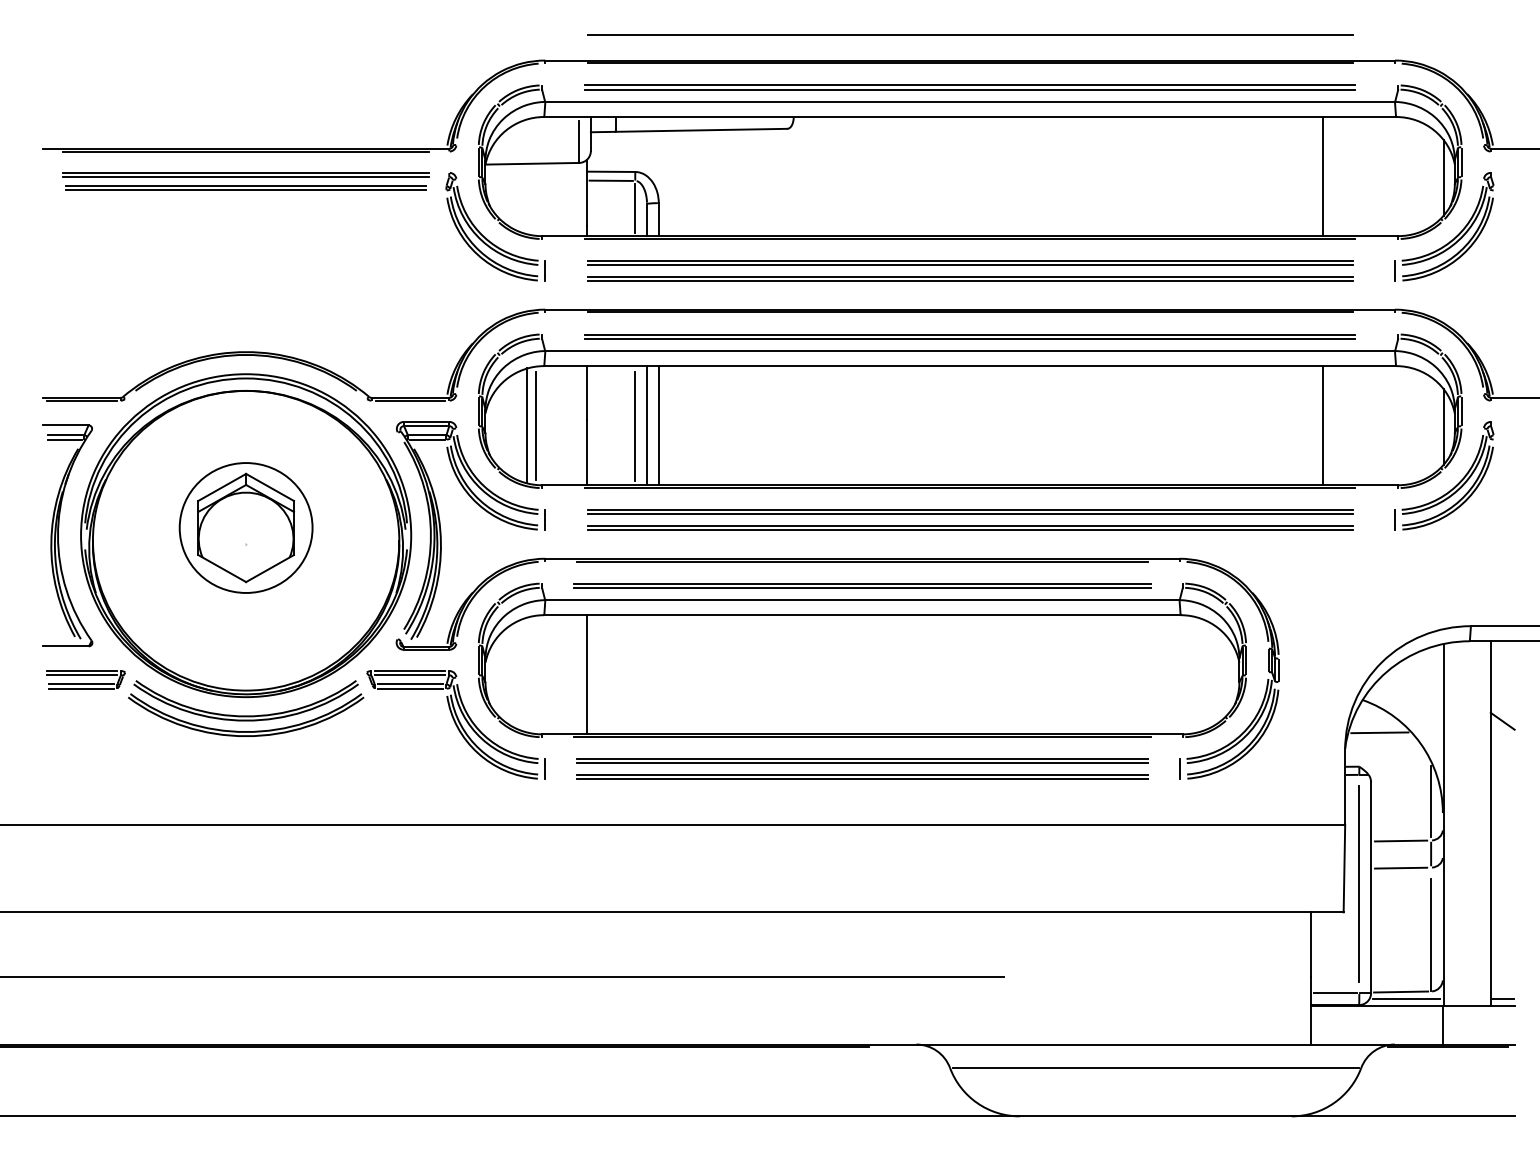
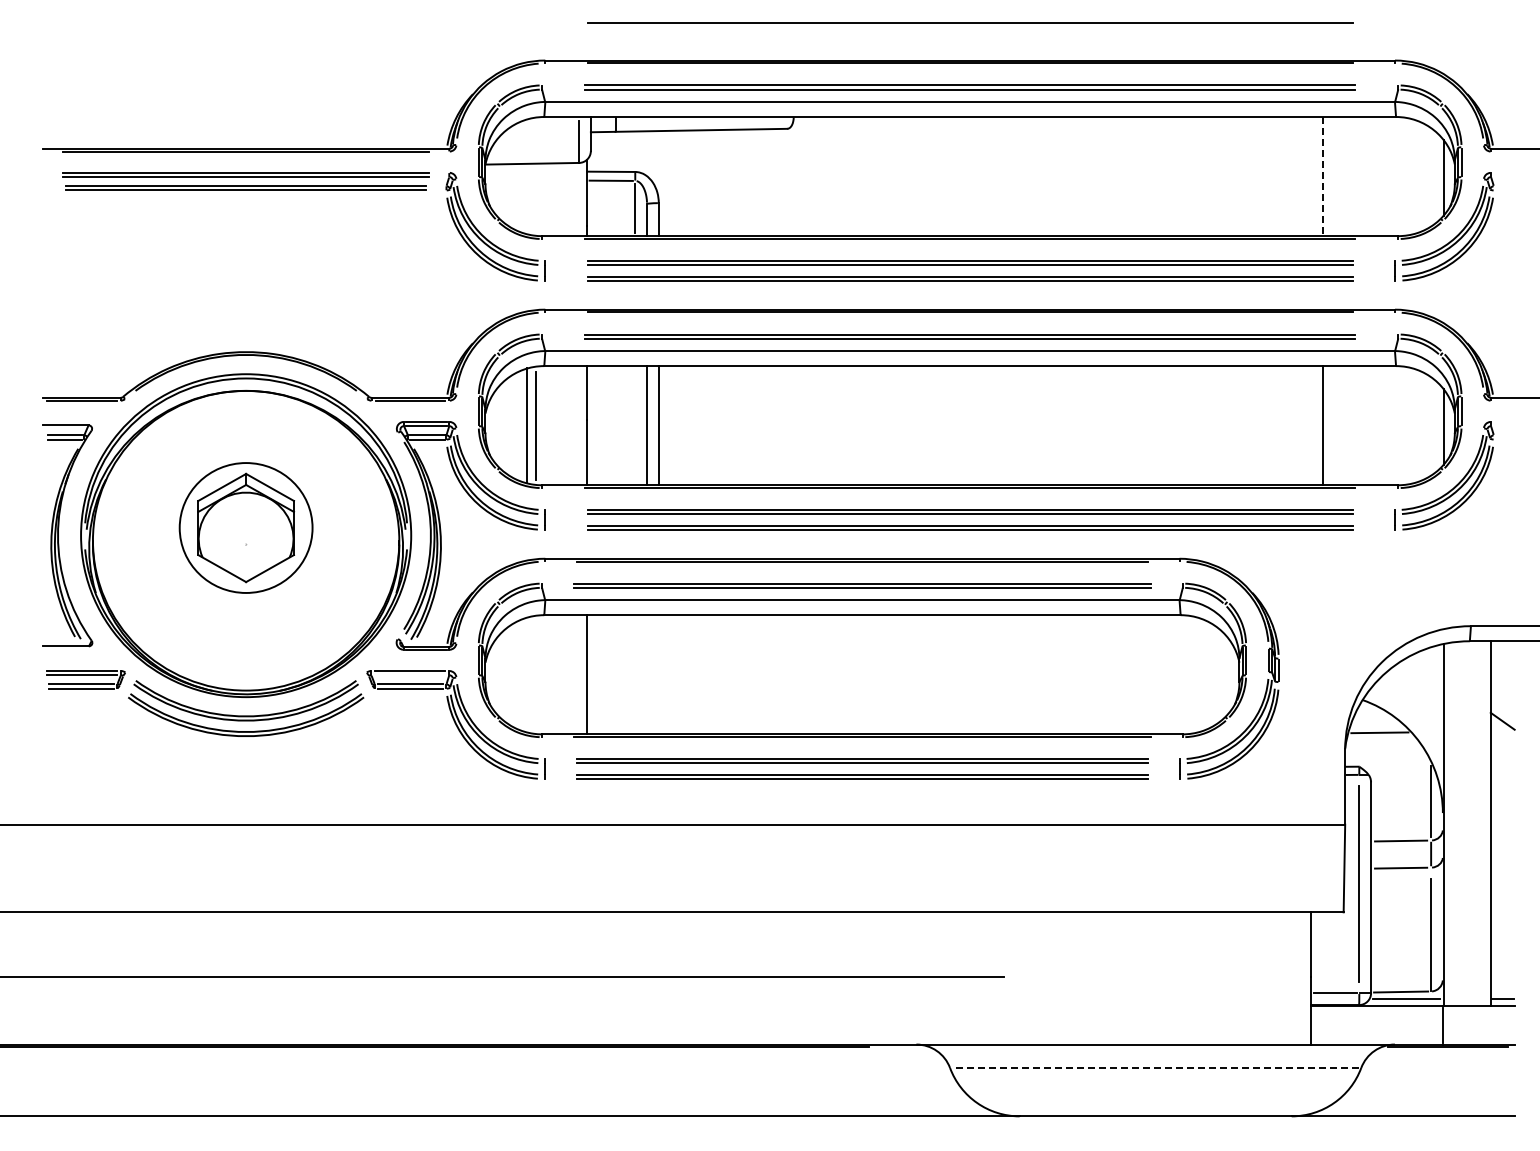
line position: (970, 34) -> (970, 22) (970, 22)
line: solid -> dashed (1323, 176)
line: present -> none (635, 425)
line: present -> none (410, 675)
line: solid -> dashed (1155, 1067)
